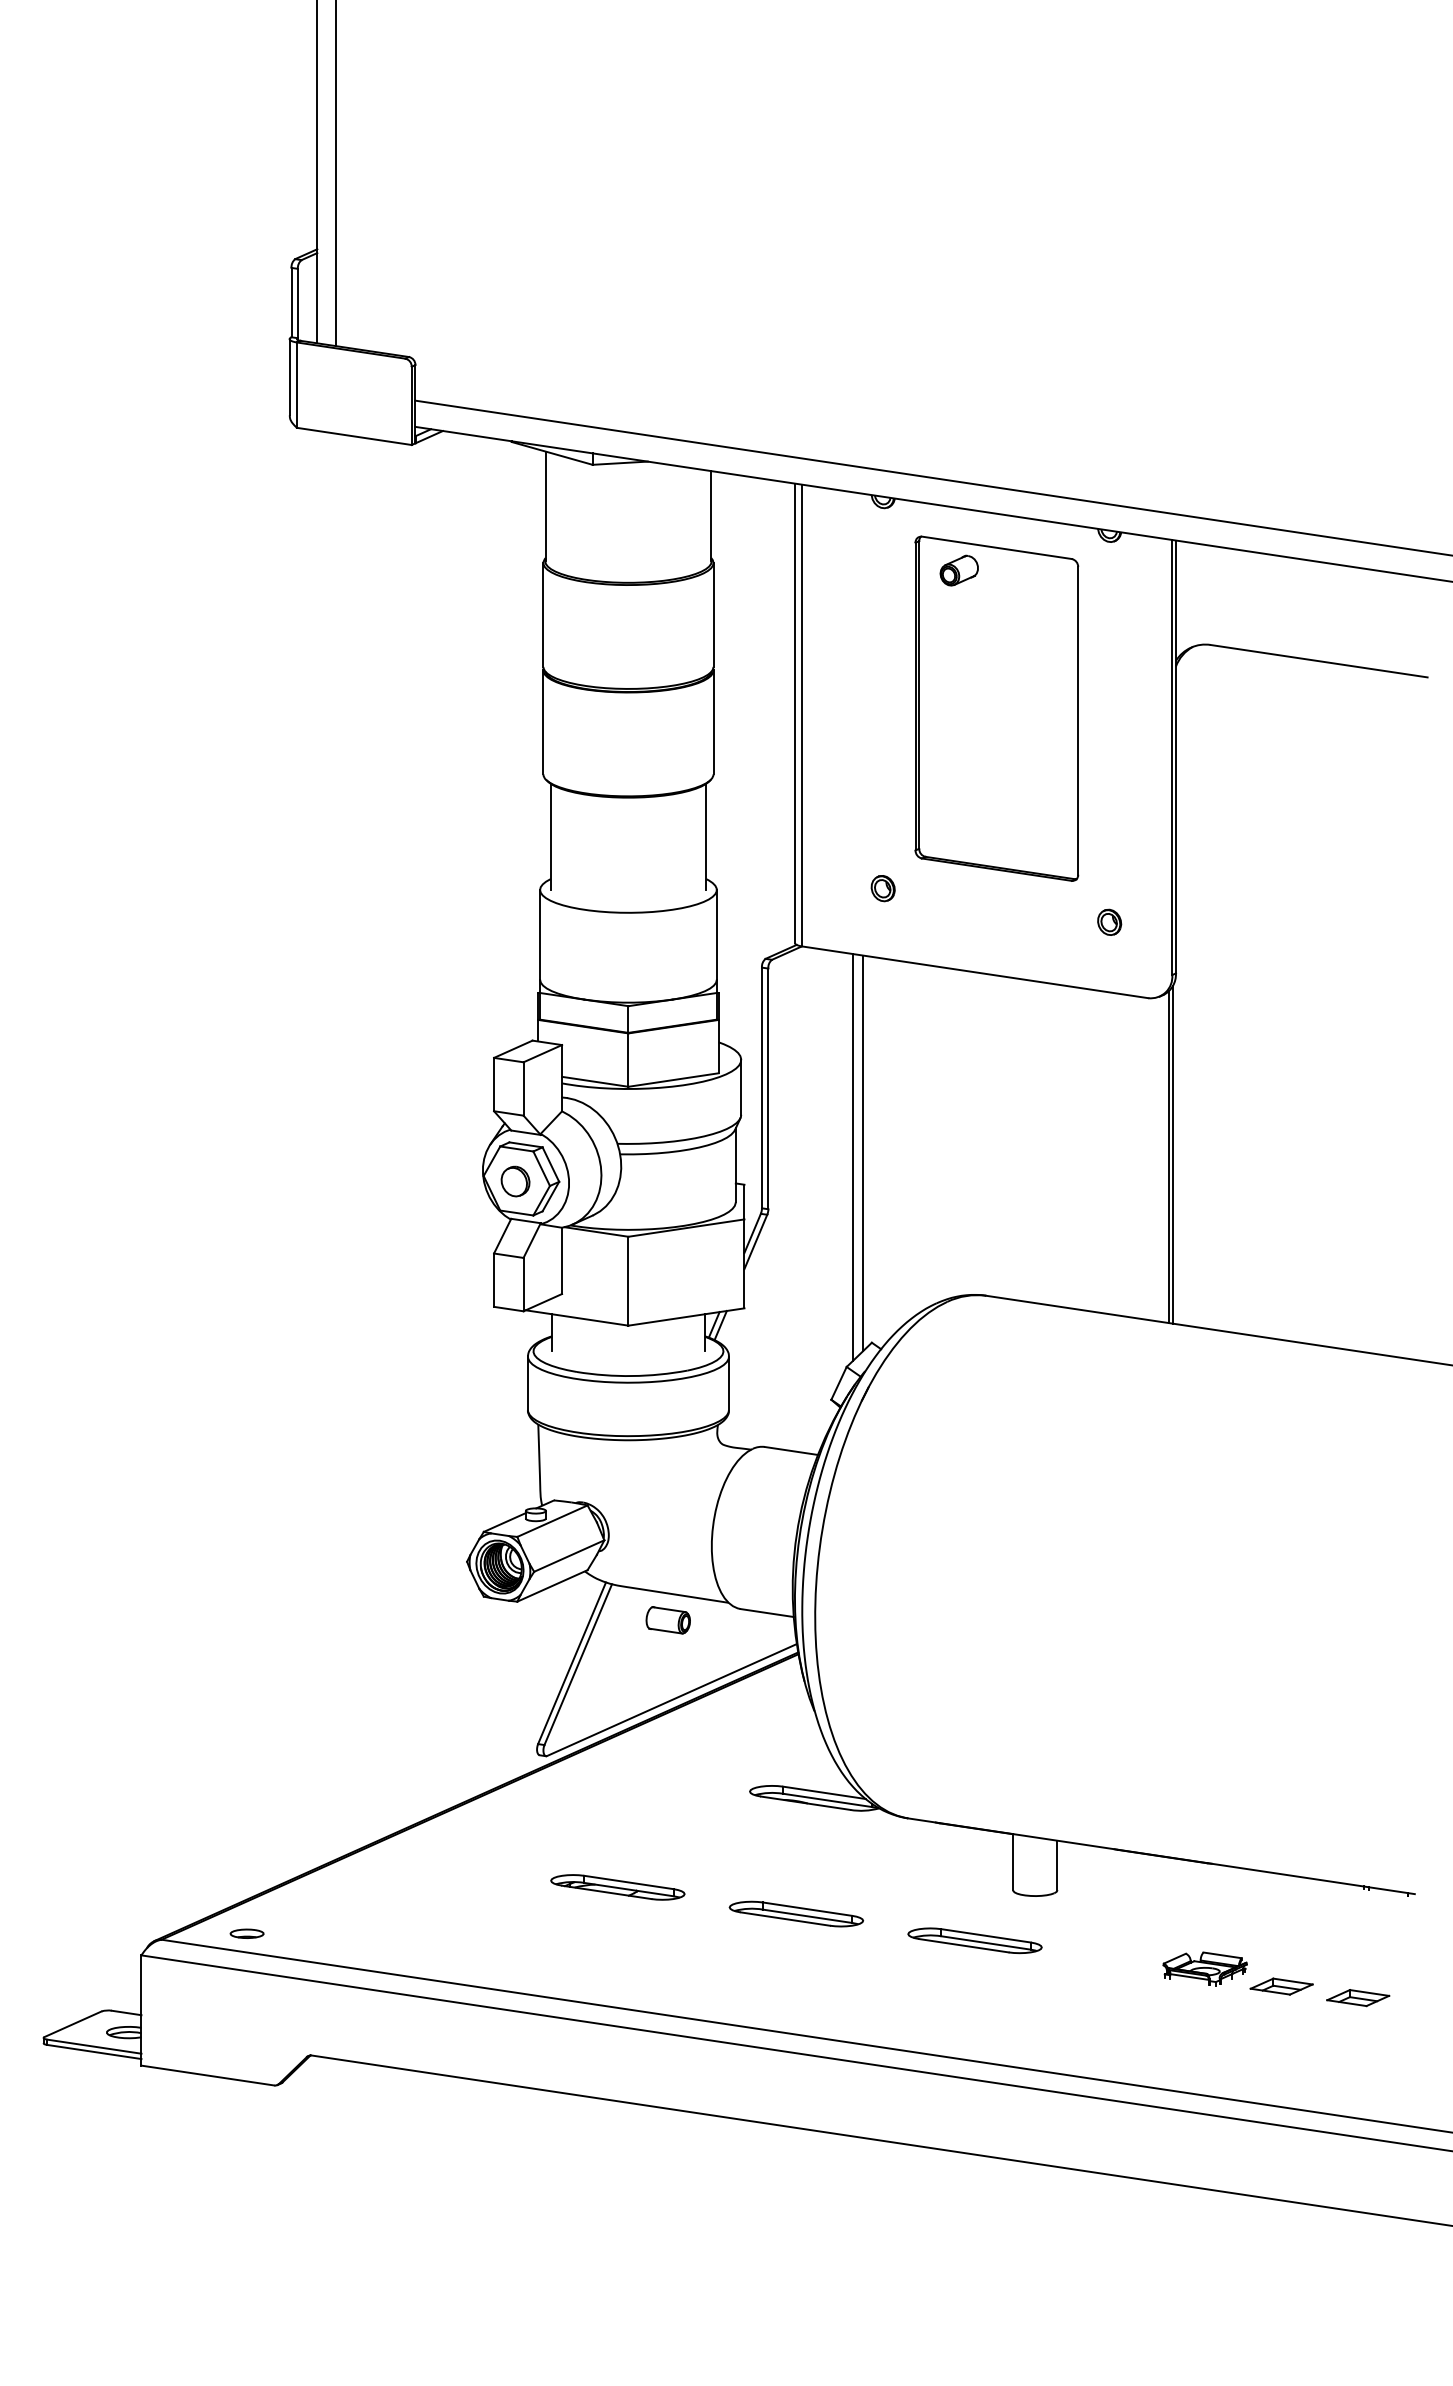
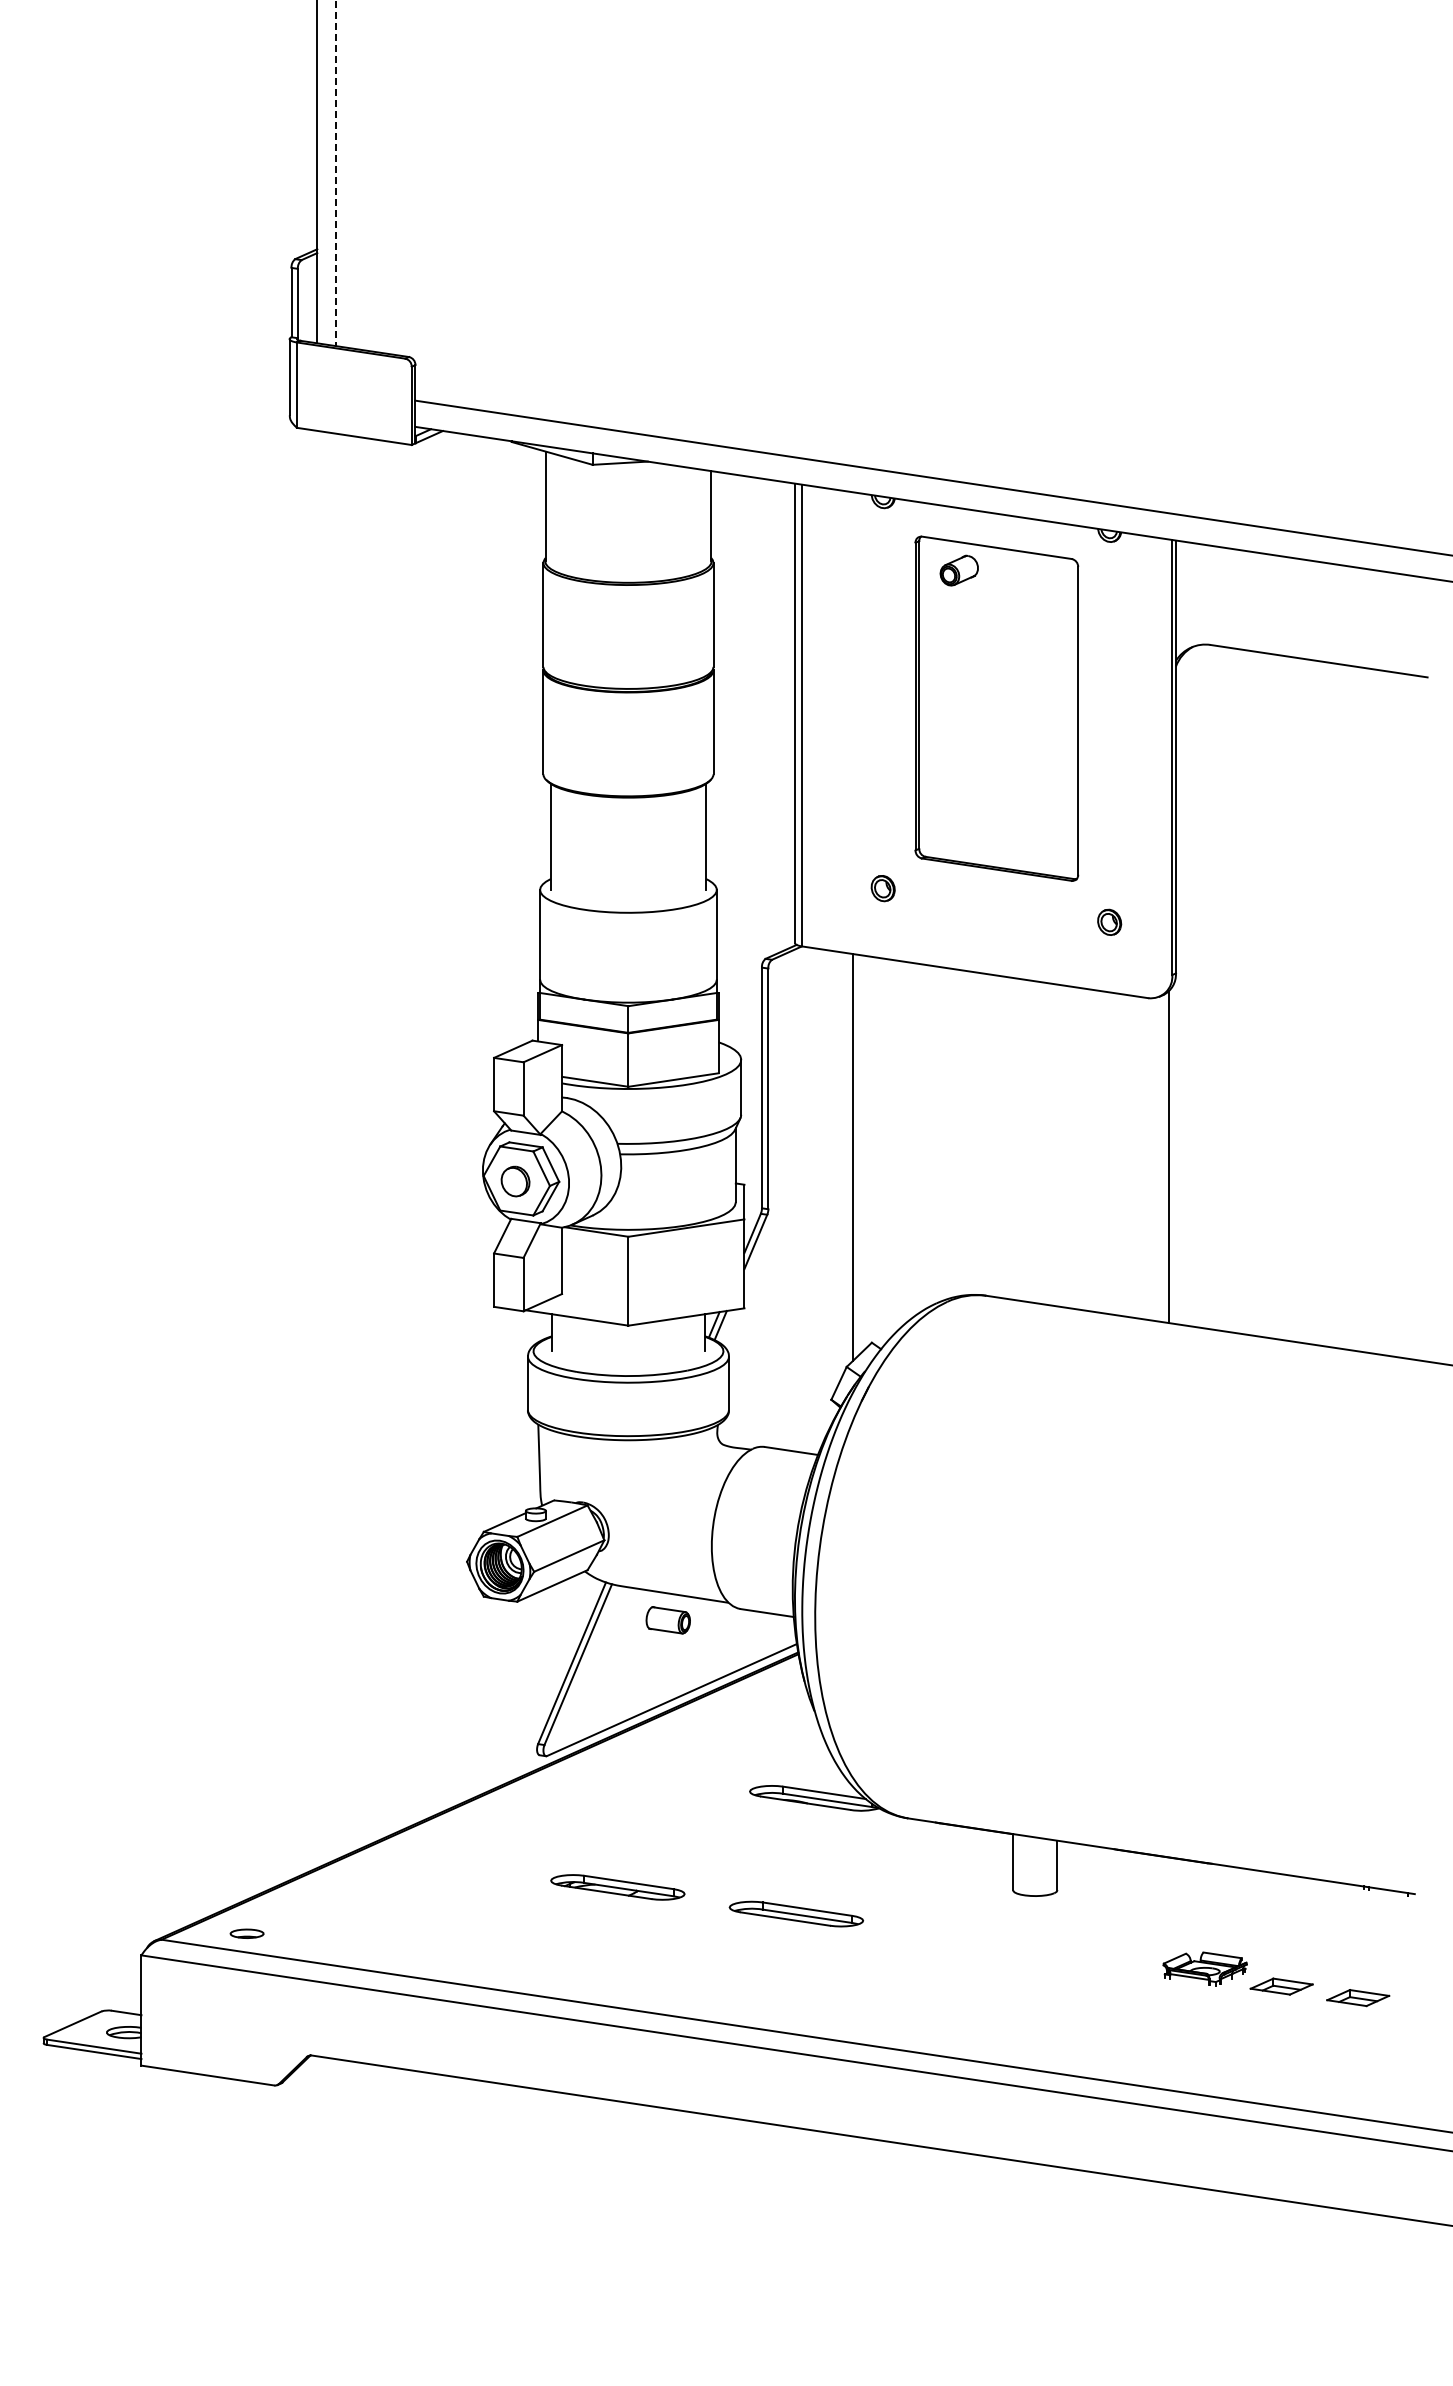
line: solid -> dashed (335, 173)
line: present -> none (863, 1153)
line: present -> none (1172, 1154)
part: present -> none (974, 1940)
